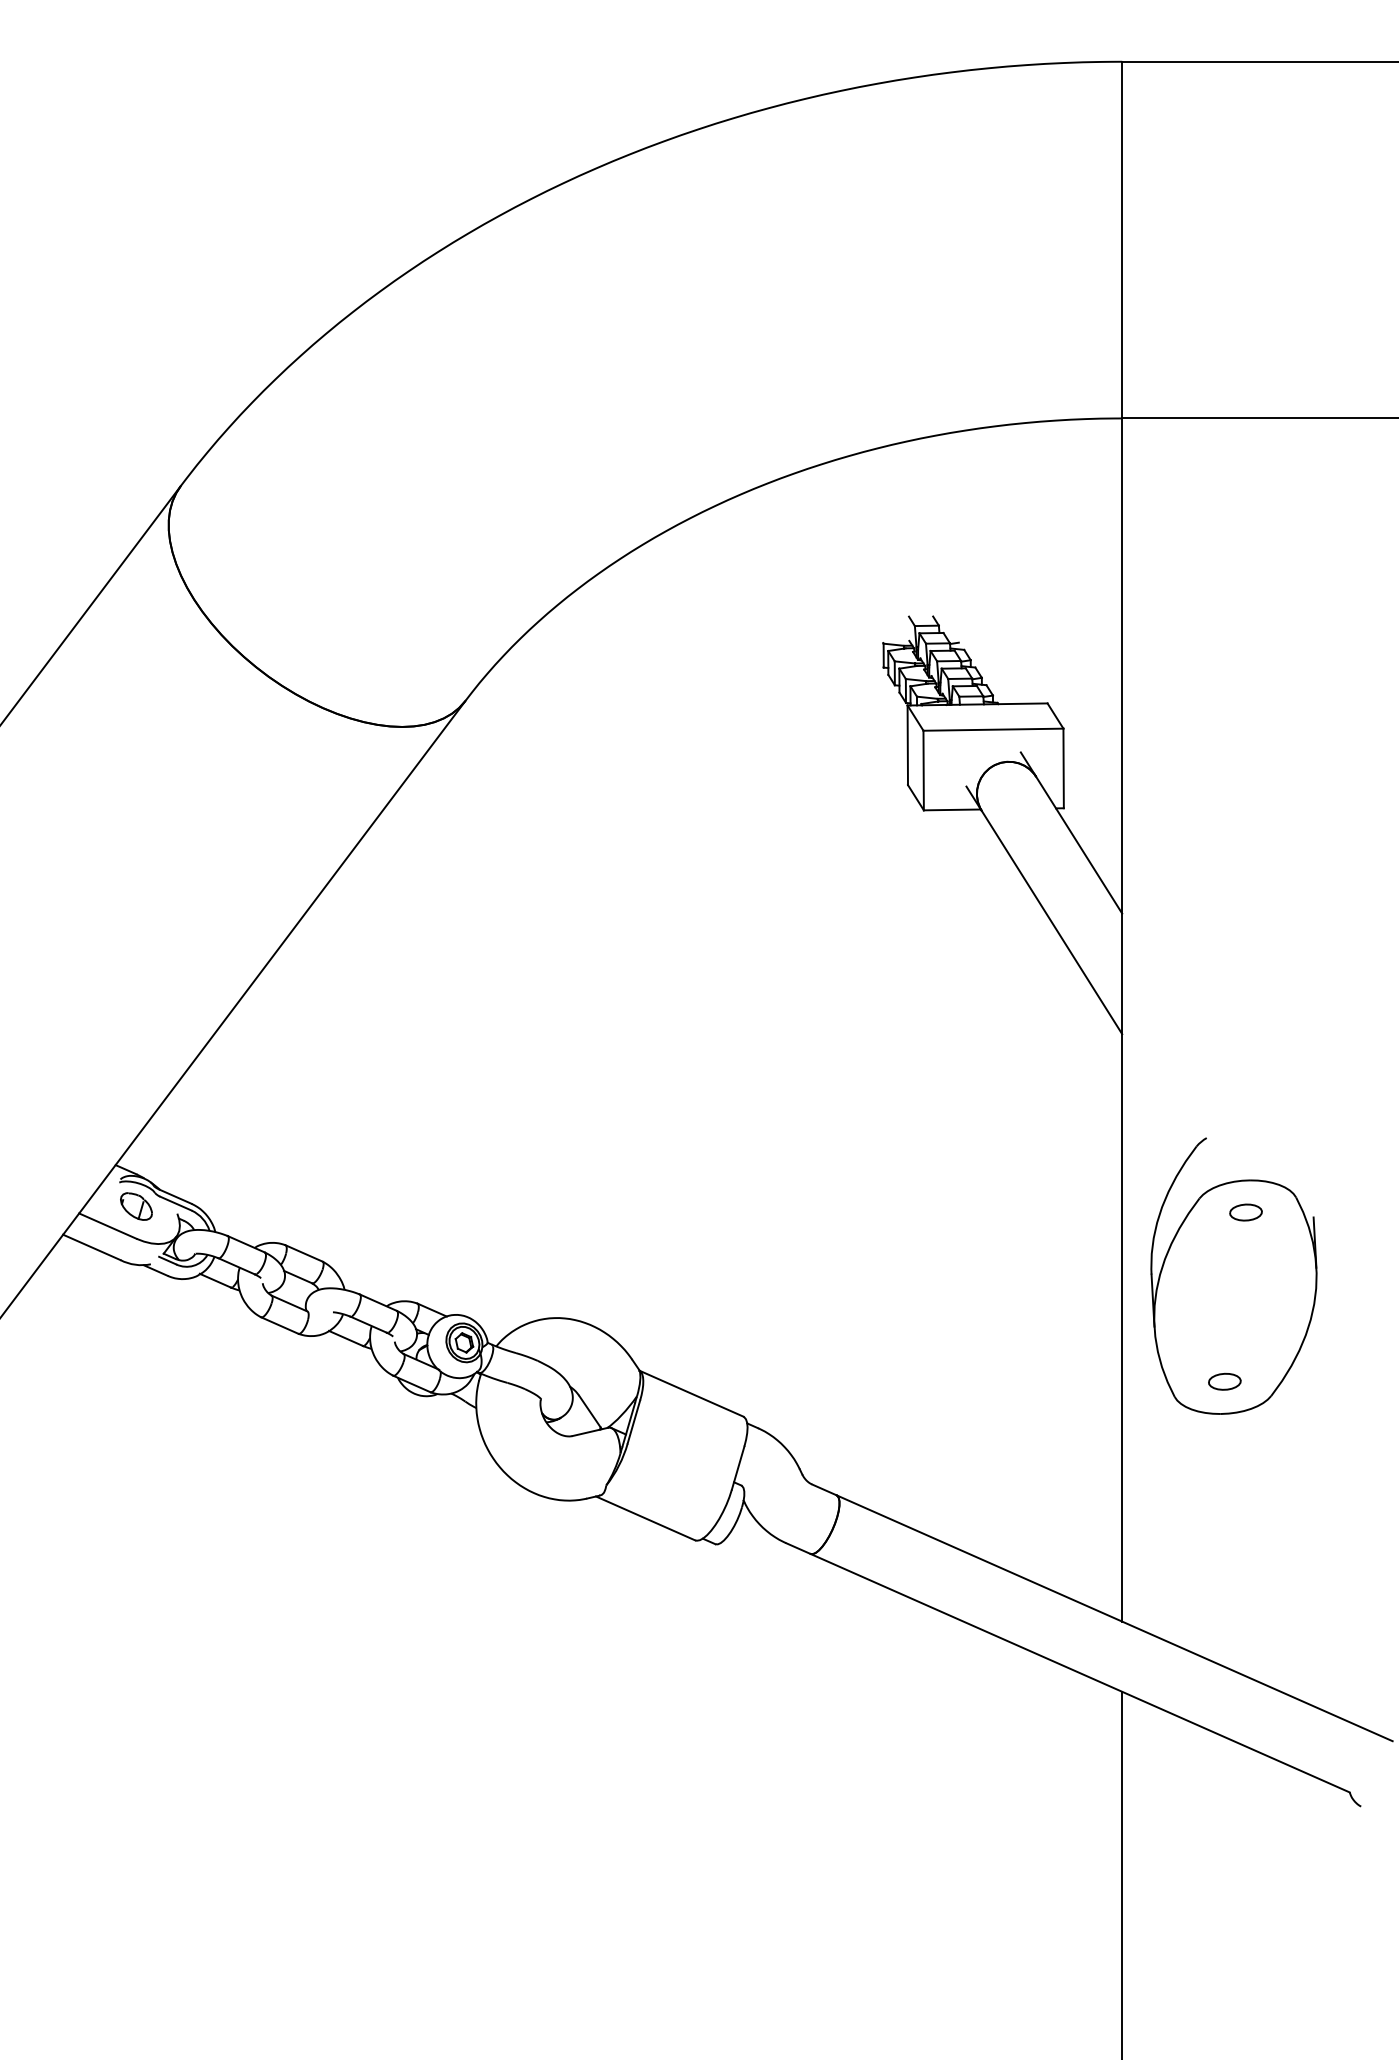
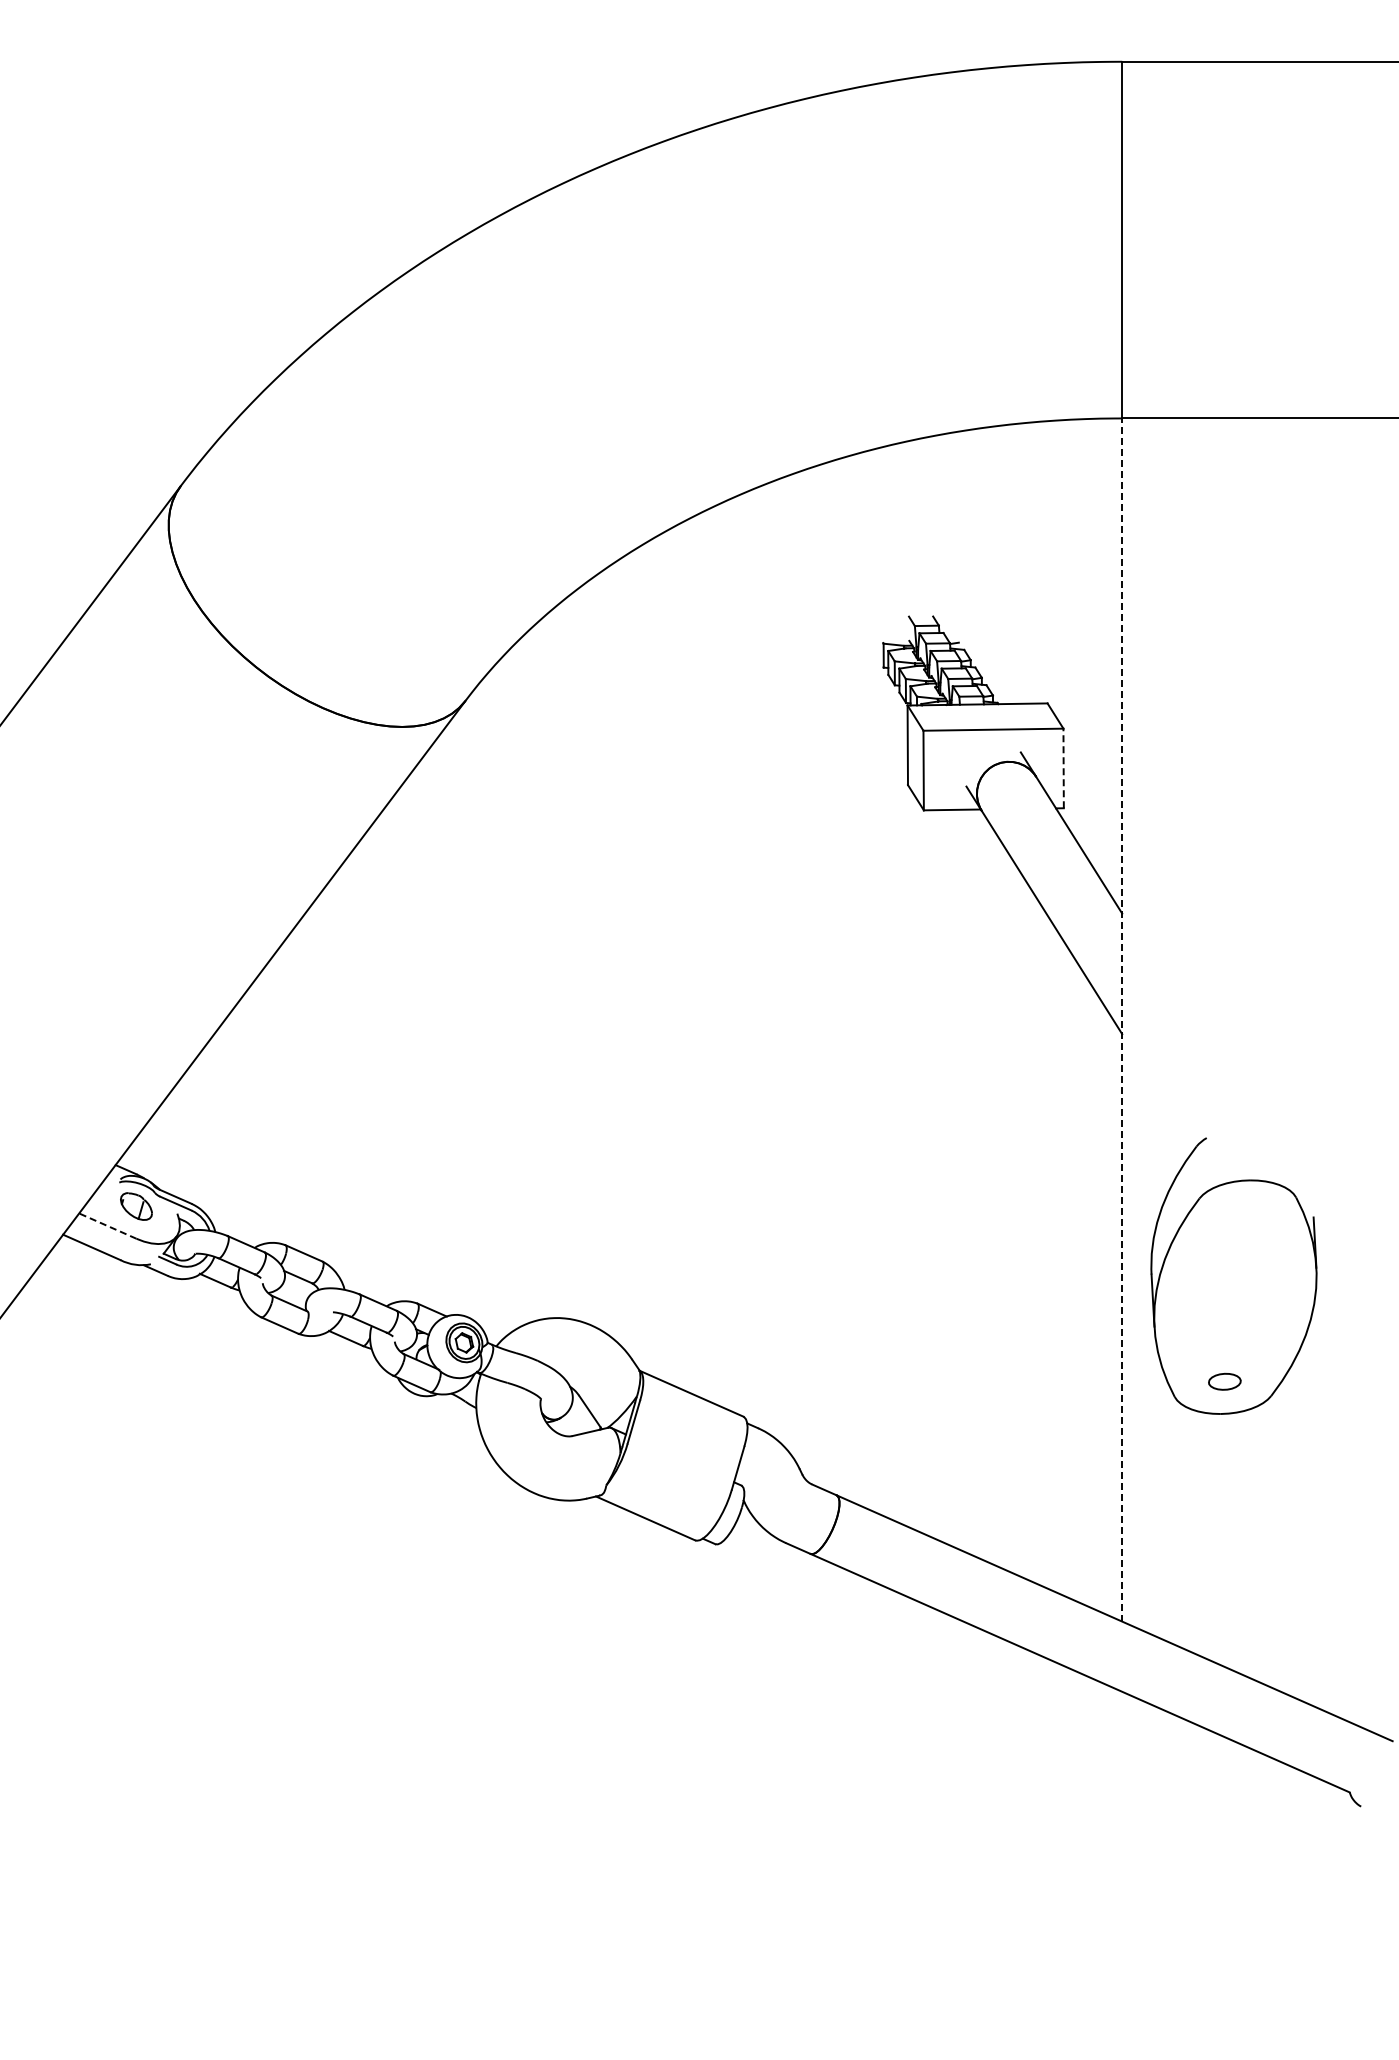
line: solid -> dashed (1063, 768)
line: solid -> dashed (1122, 1020)
part: present -> none (1245, 1212)
line: solid -> dashed (107, 1225)
line: present -> none (1122, 1873)
